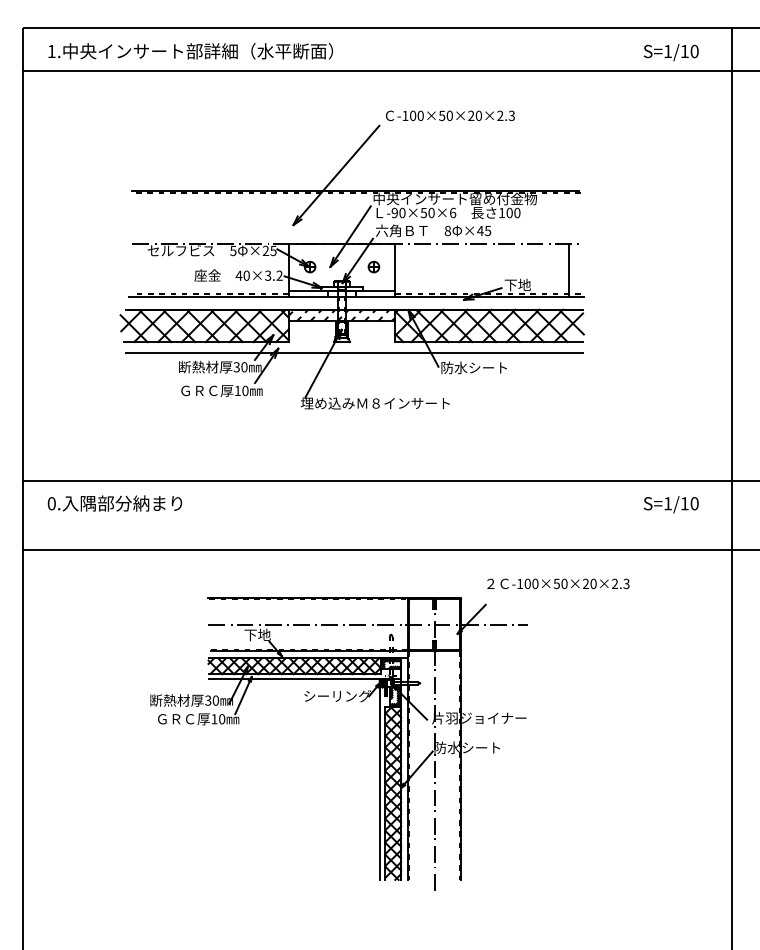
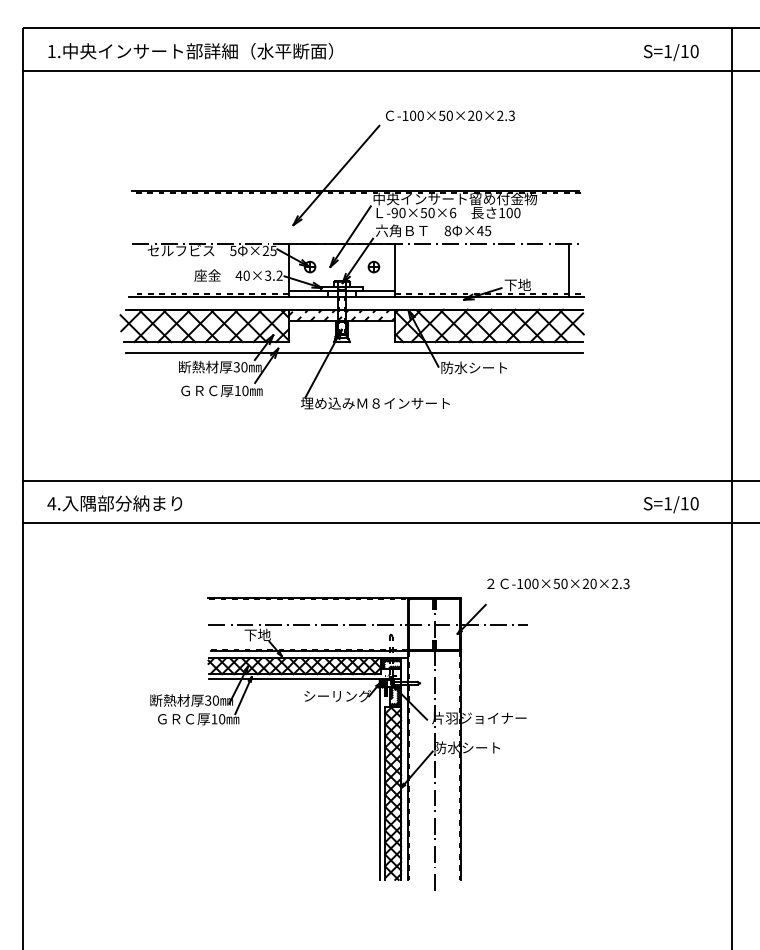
text: 0. -> 4. (51, 503)
line position: (389, 550) -> (389, 523) (389, 523)
